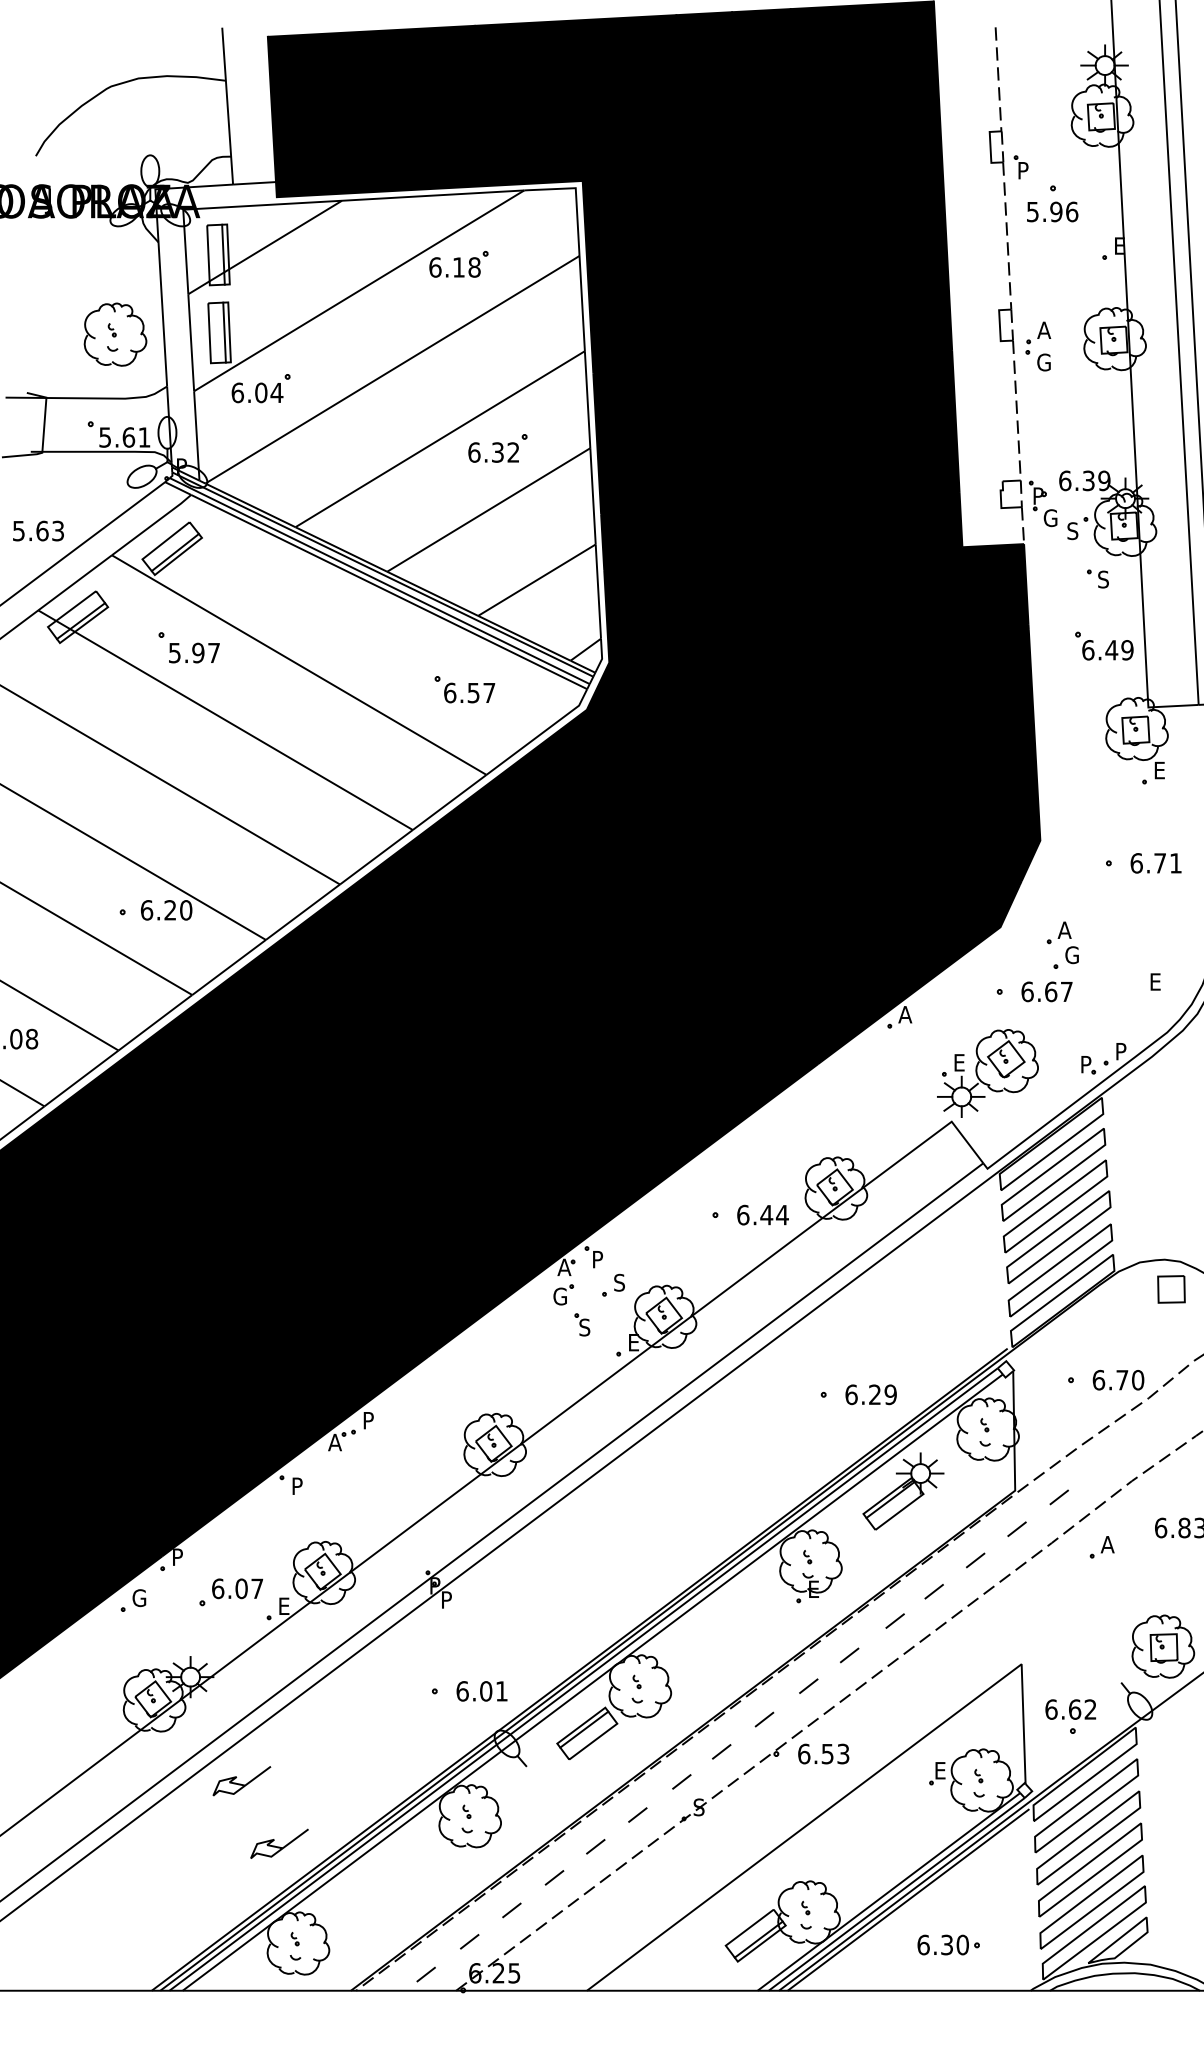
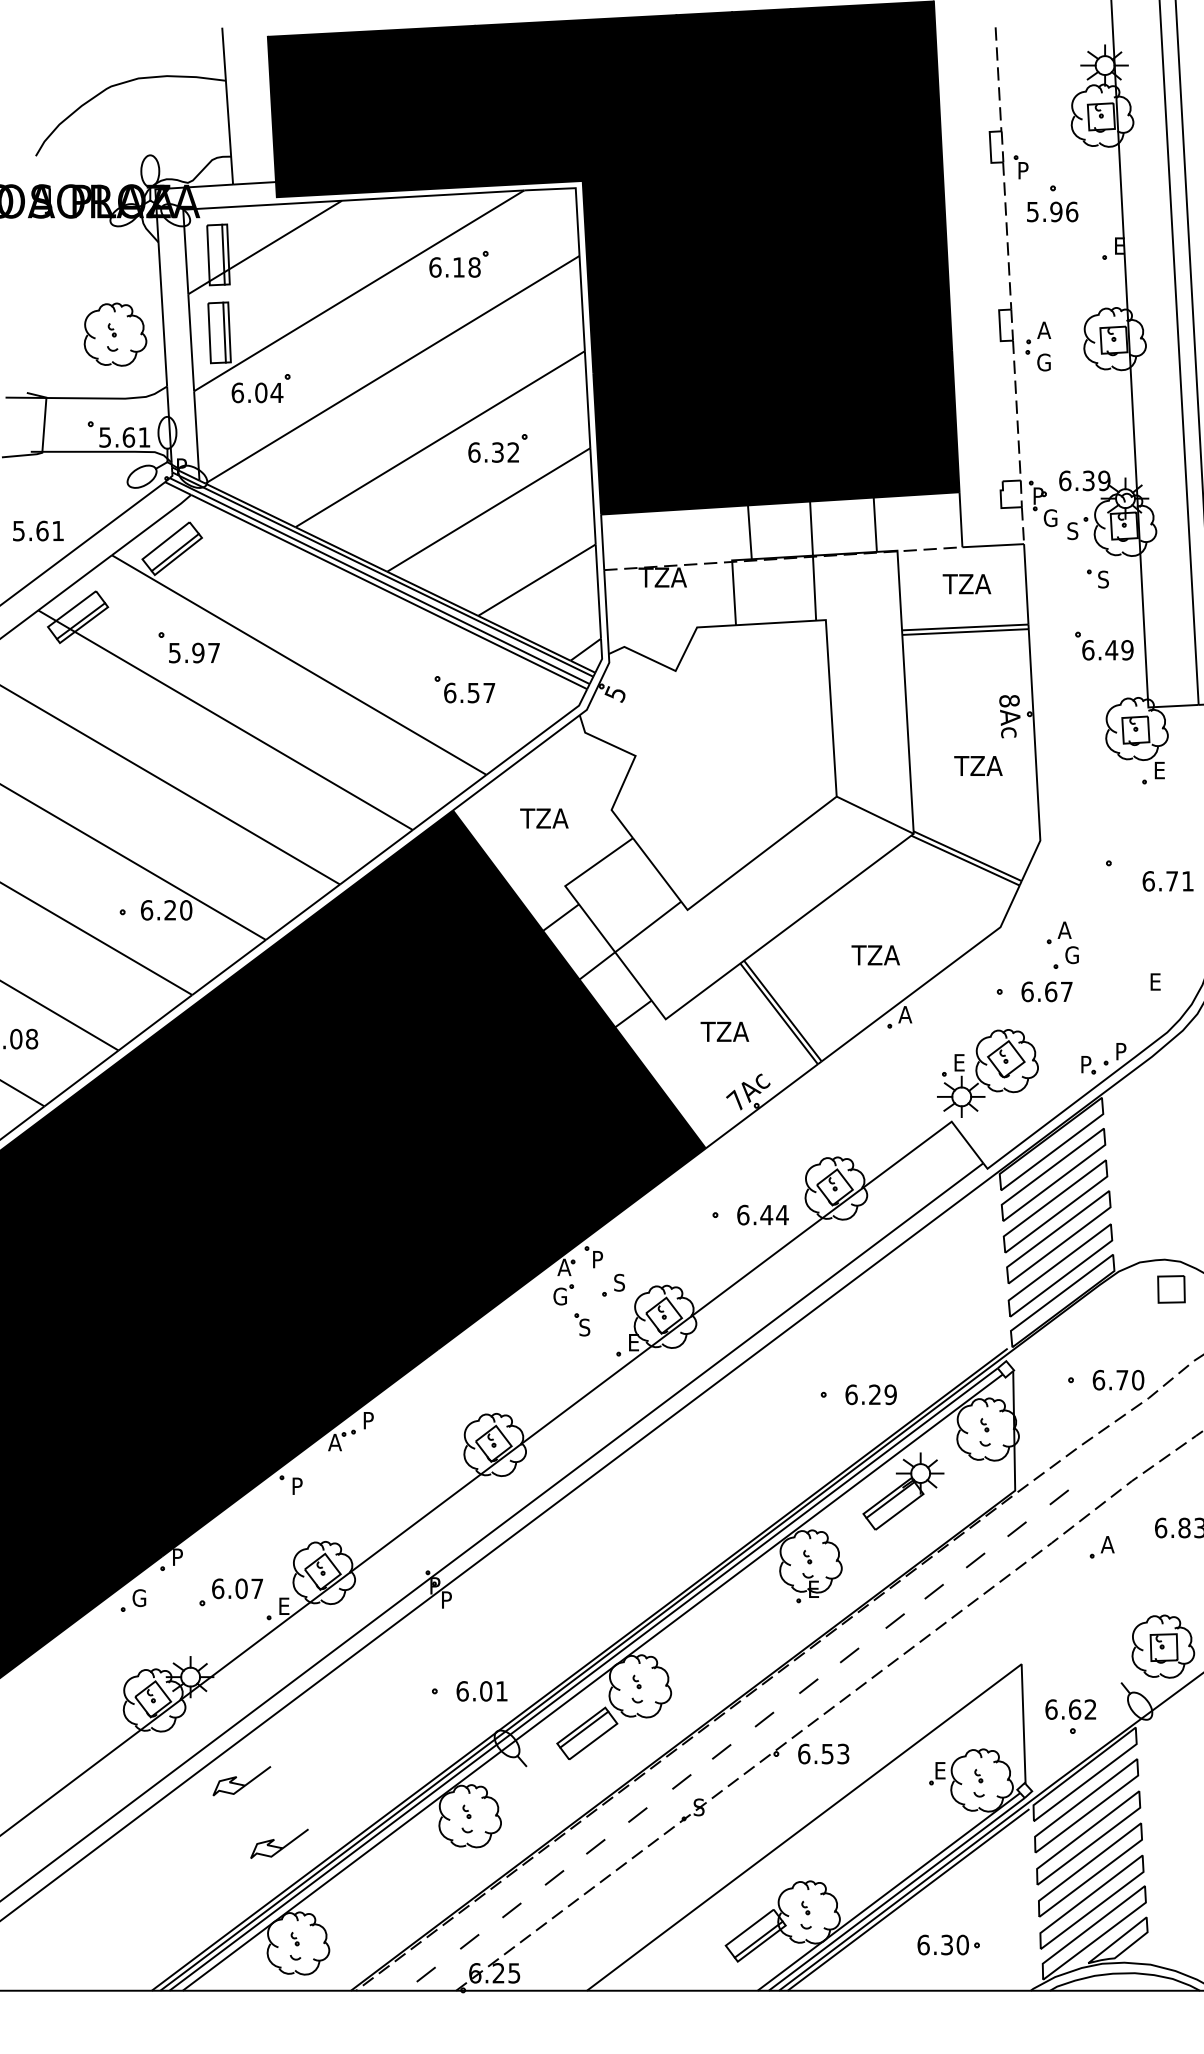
text: 5.63 -> 5.61 (57, 530)
fill: present -> none (746, 820)
text position: (1155, 863) -> (1167, 881) (1167, 881)
